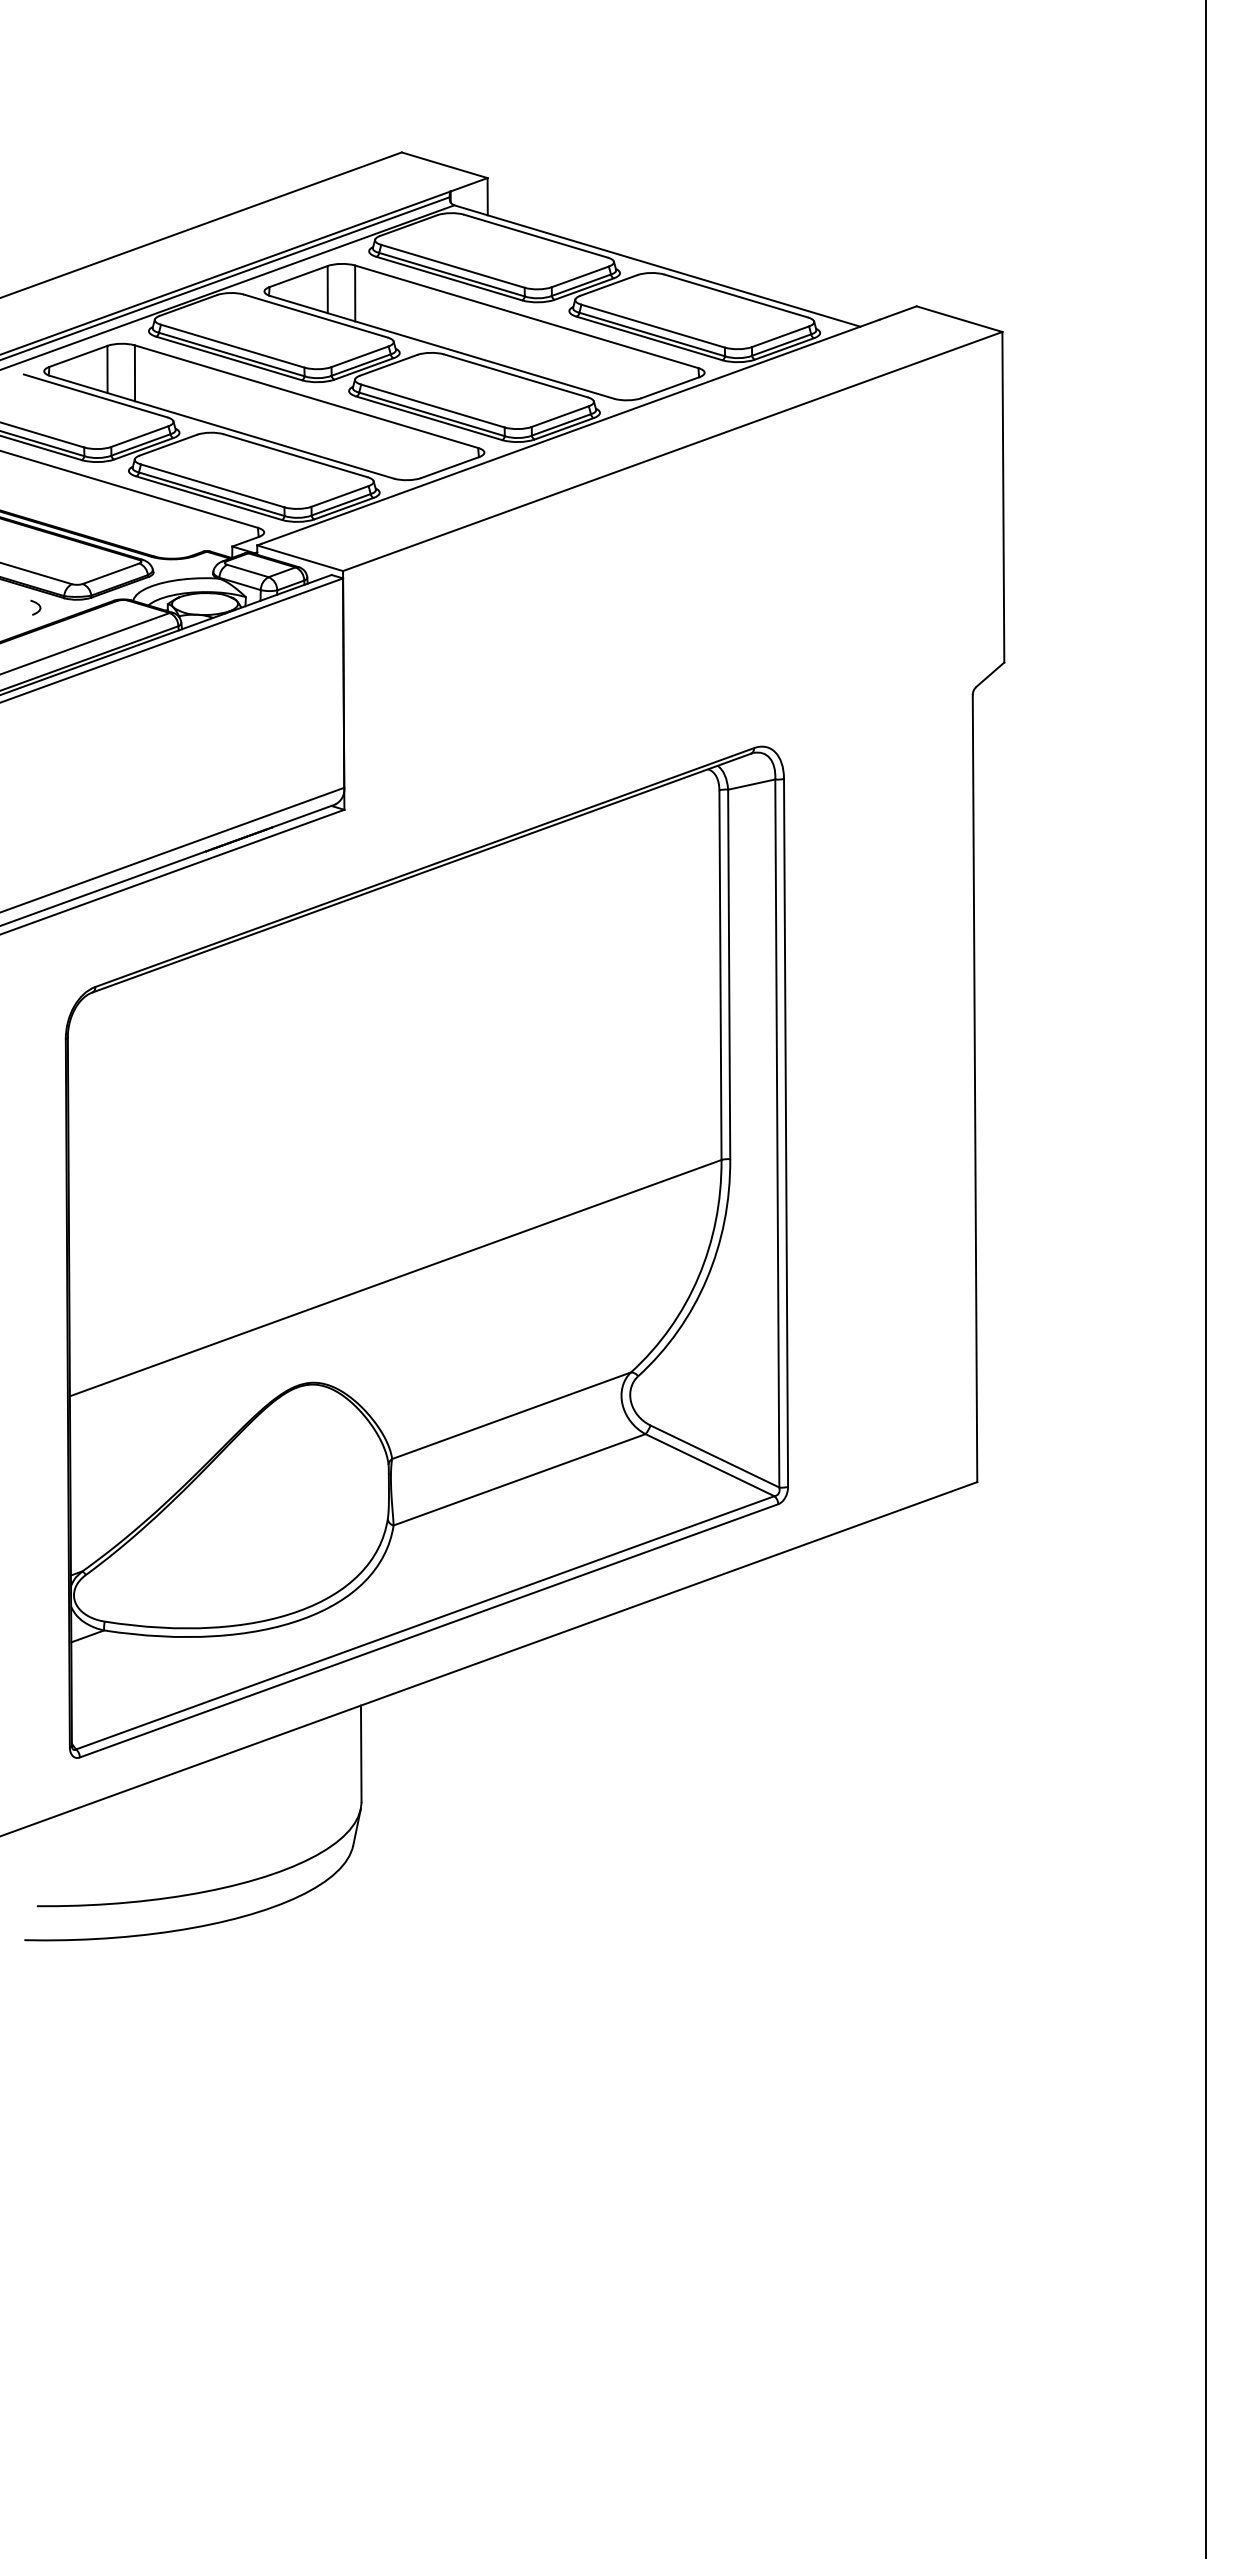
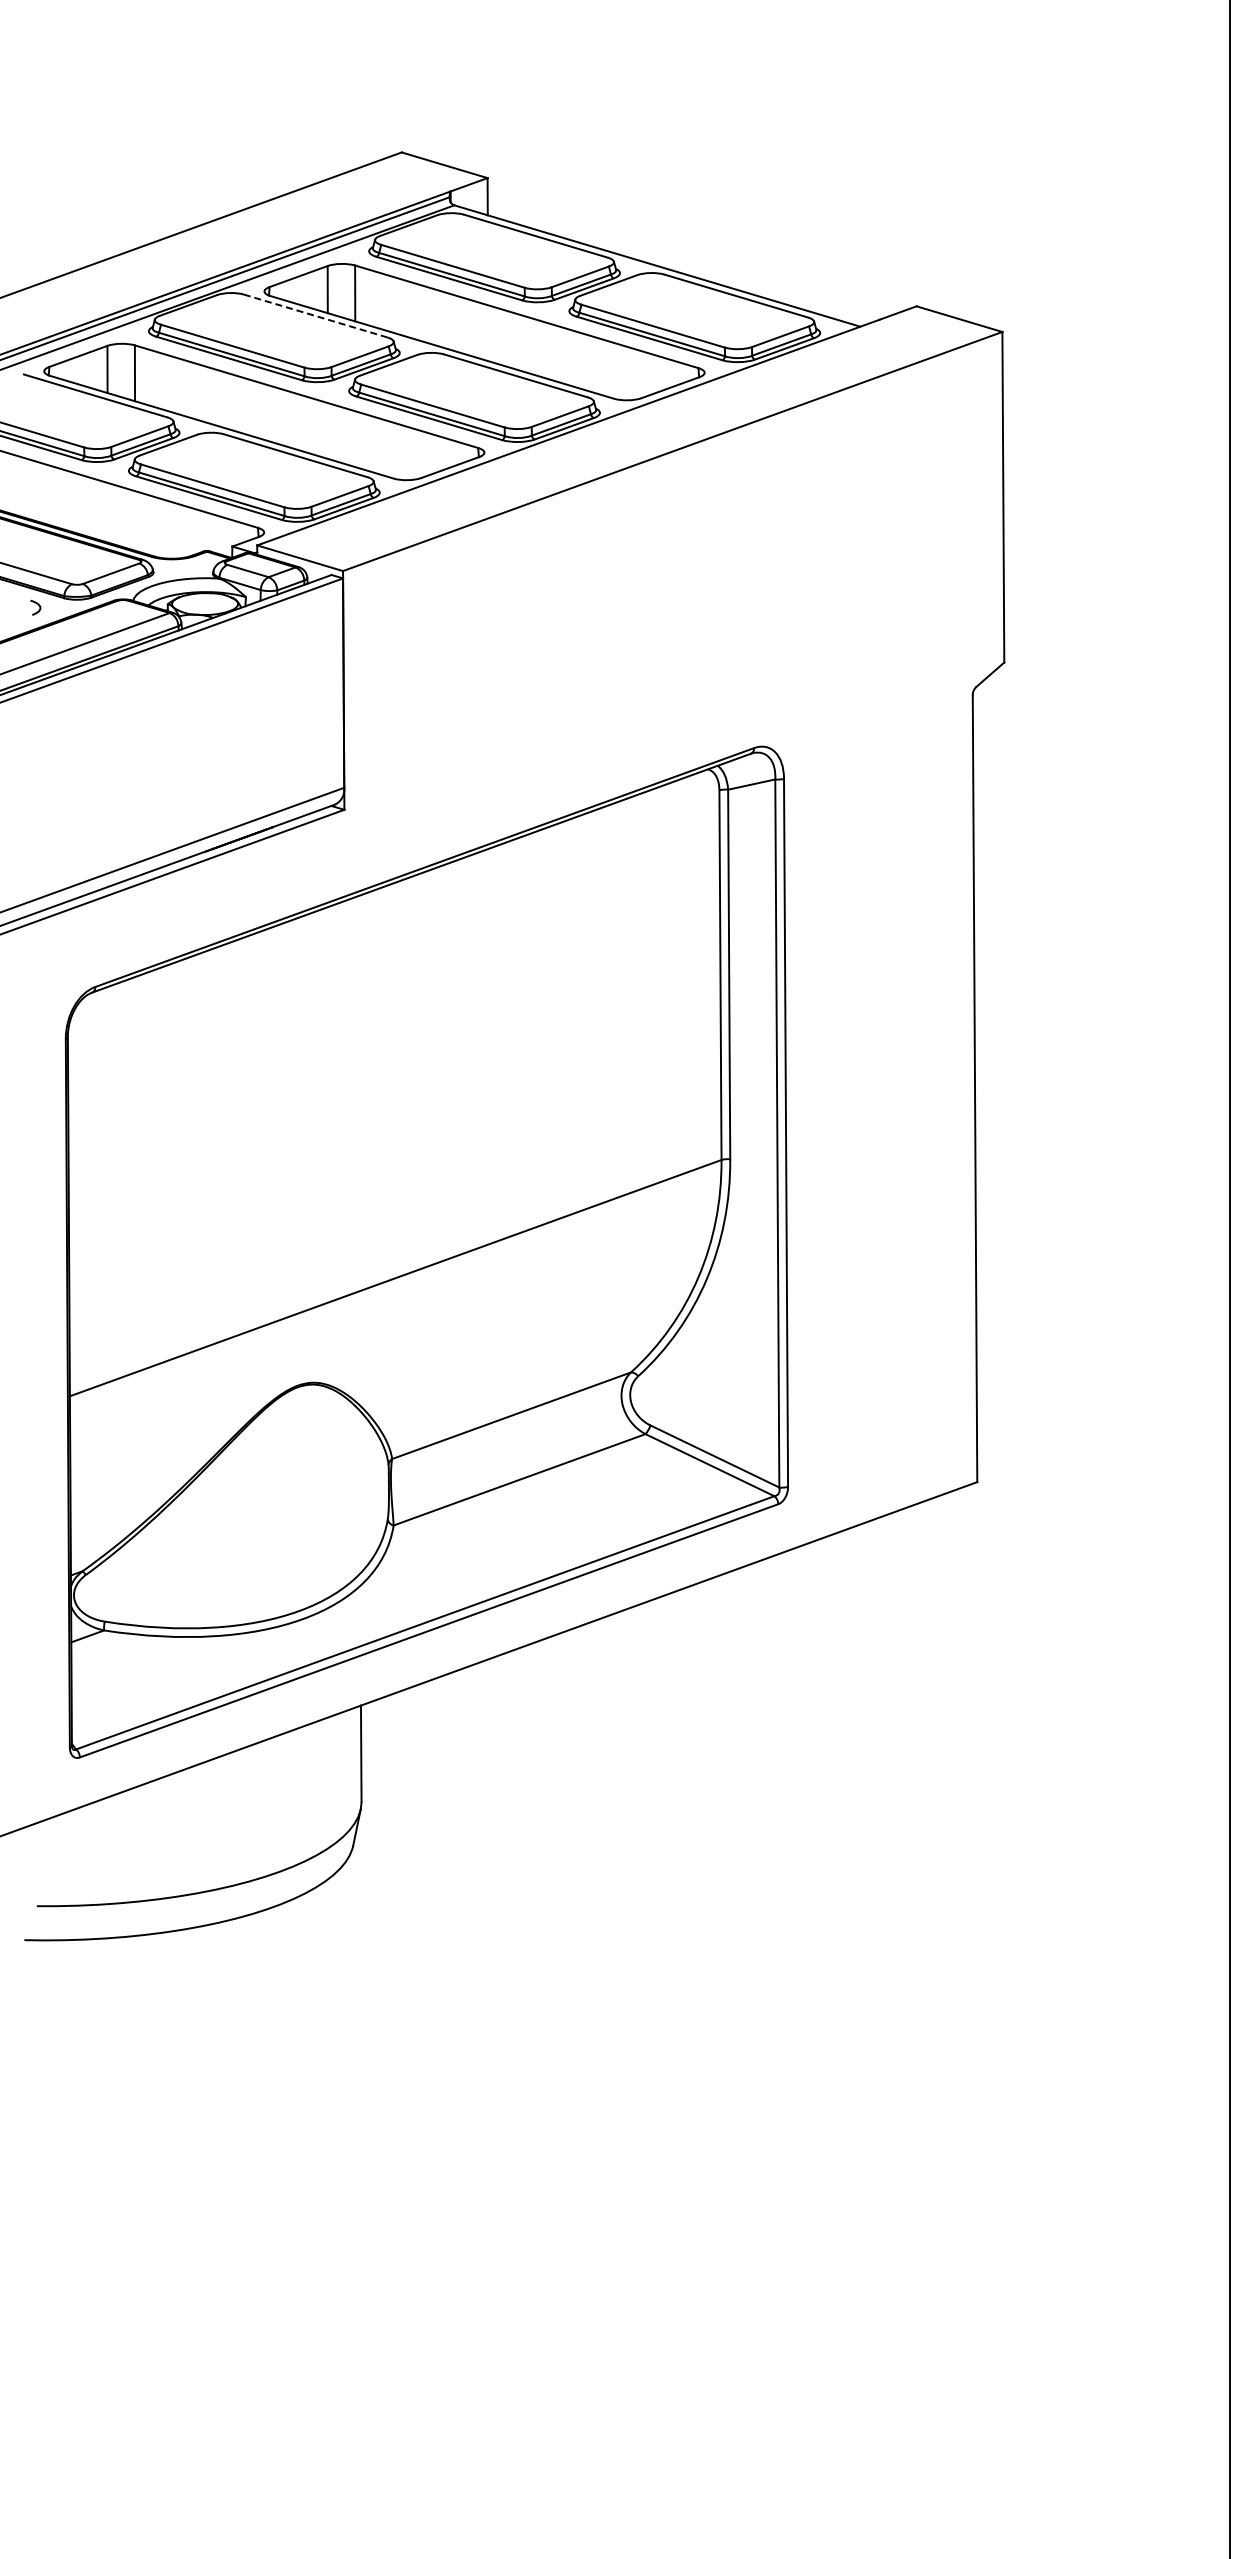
line: solid -> dashed (315, 316)
line position: (1205, 1278) -> (1229, 1278) (1229, 1278)
